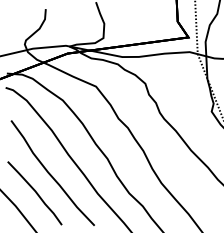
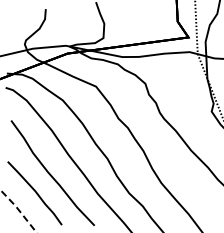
line: solid -> dashed (18, 209)
